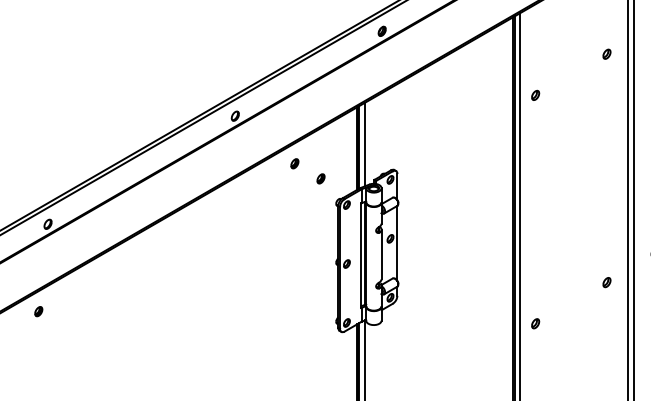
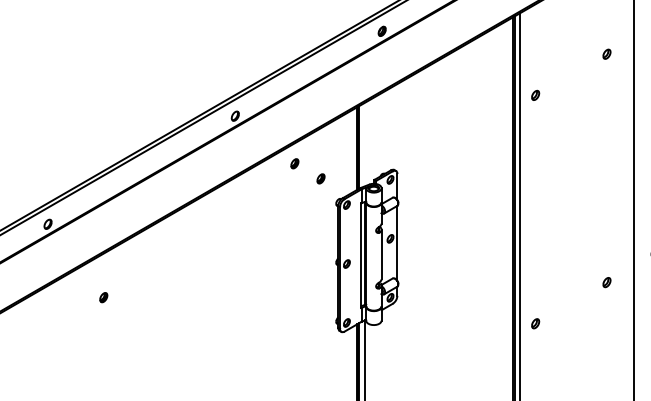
line: present -> none (365, 144)
line: present -> none (628, 199)
part position: (38, 311) -> (103, 297) (103, 297)
